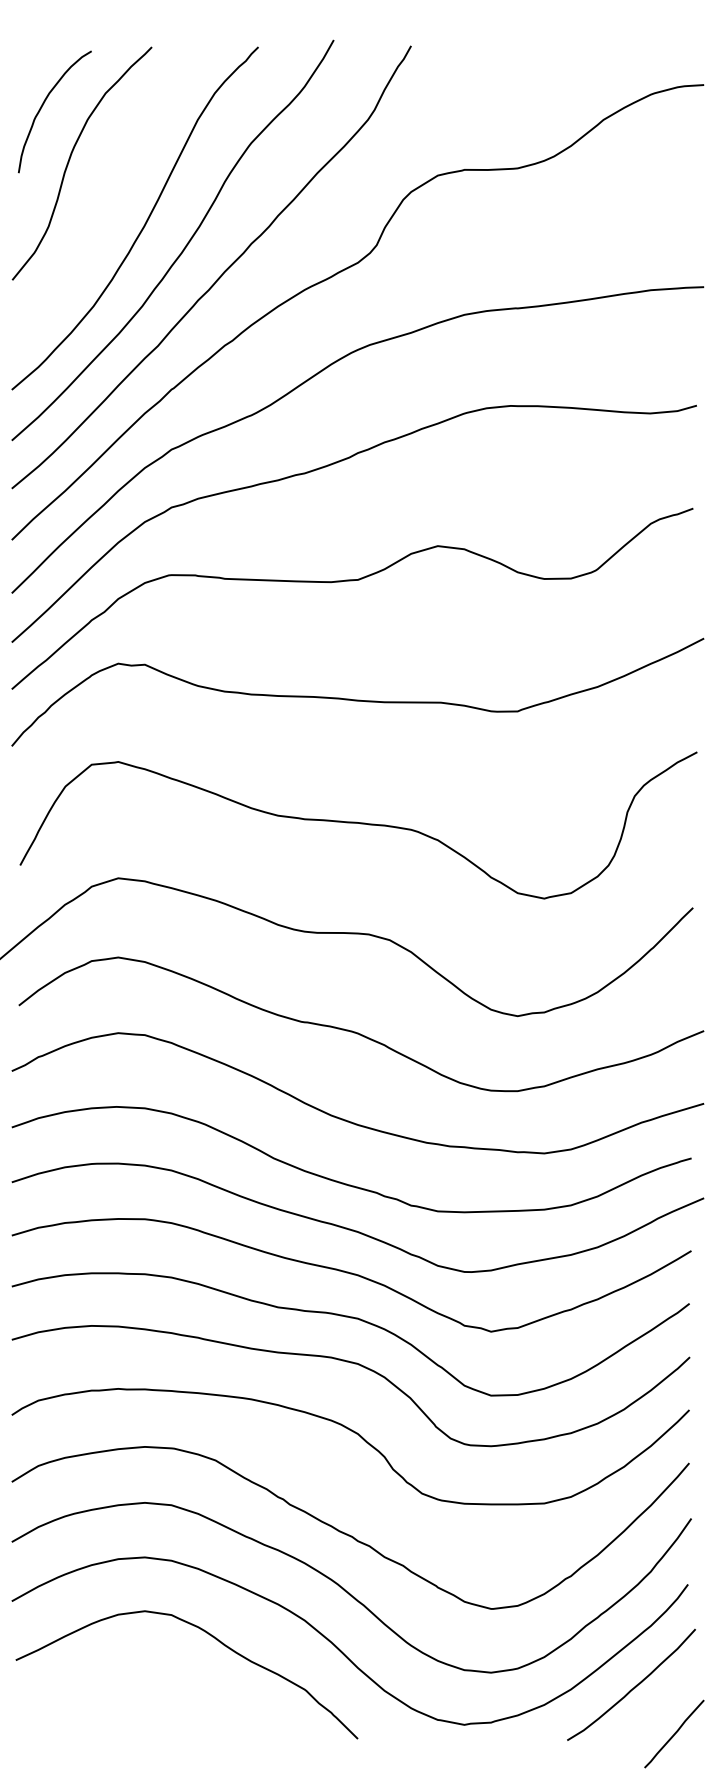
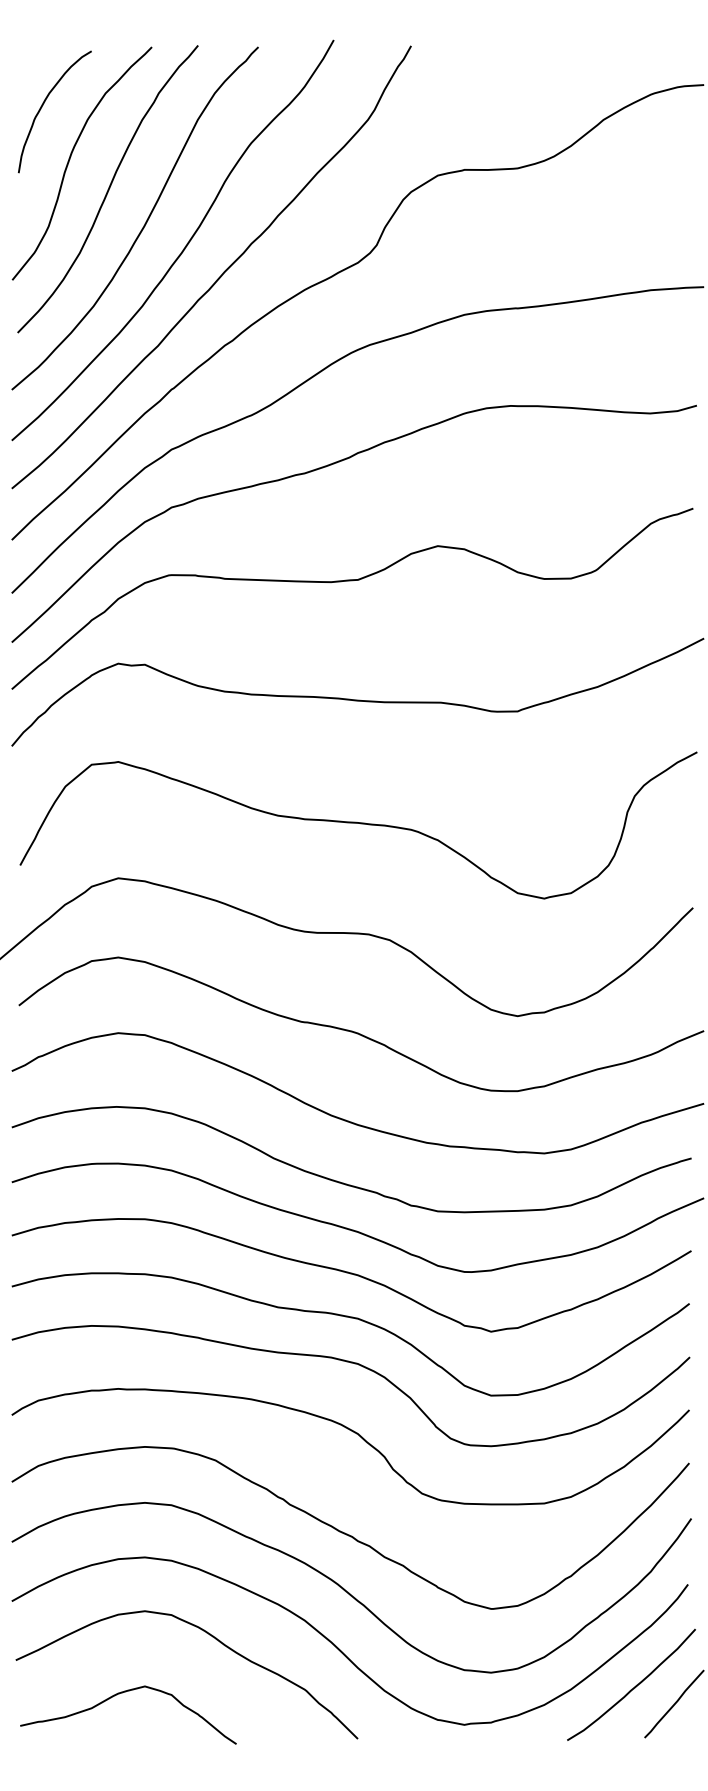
curve: none -> present (107, 189)
curve: none -> present (122, 1693)
line position: (674, 1733) -> (674, 1703) (674, 1703)
